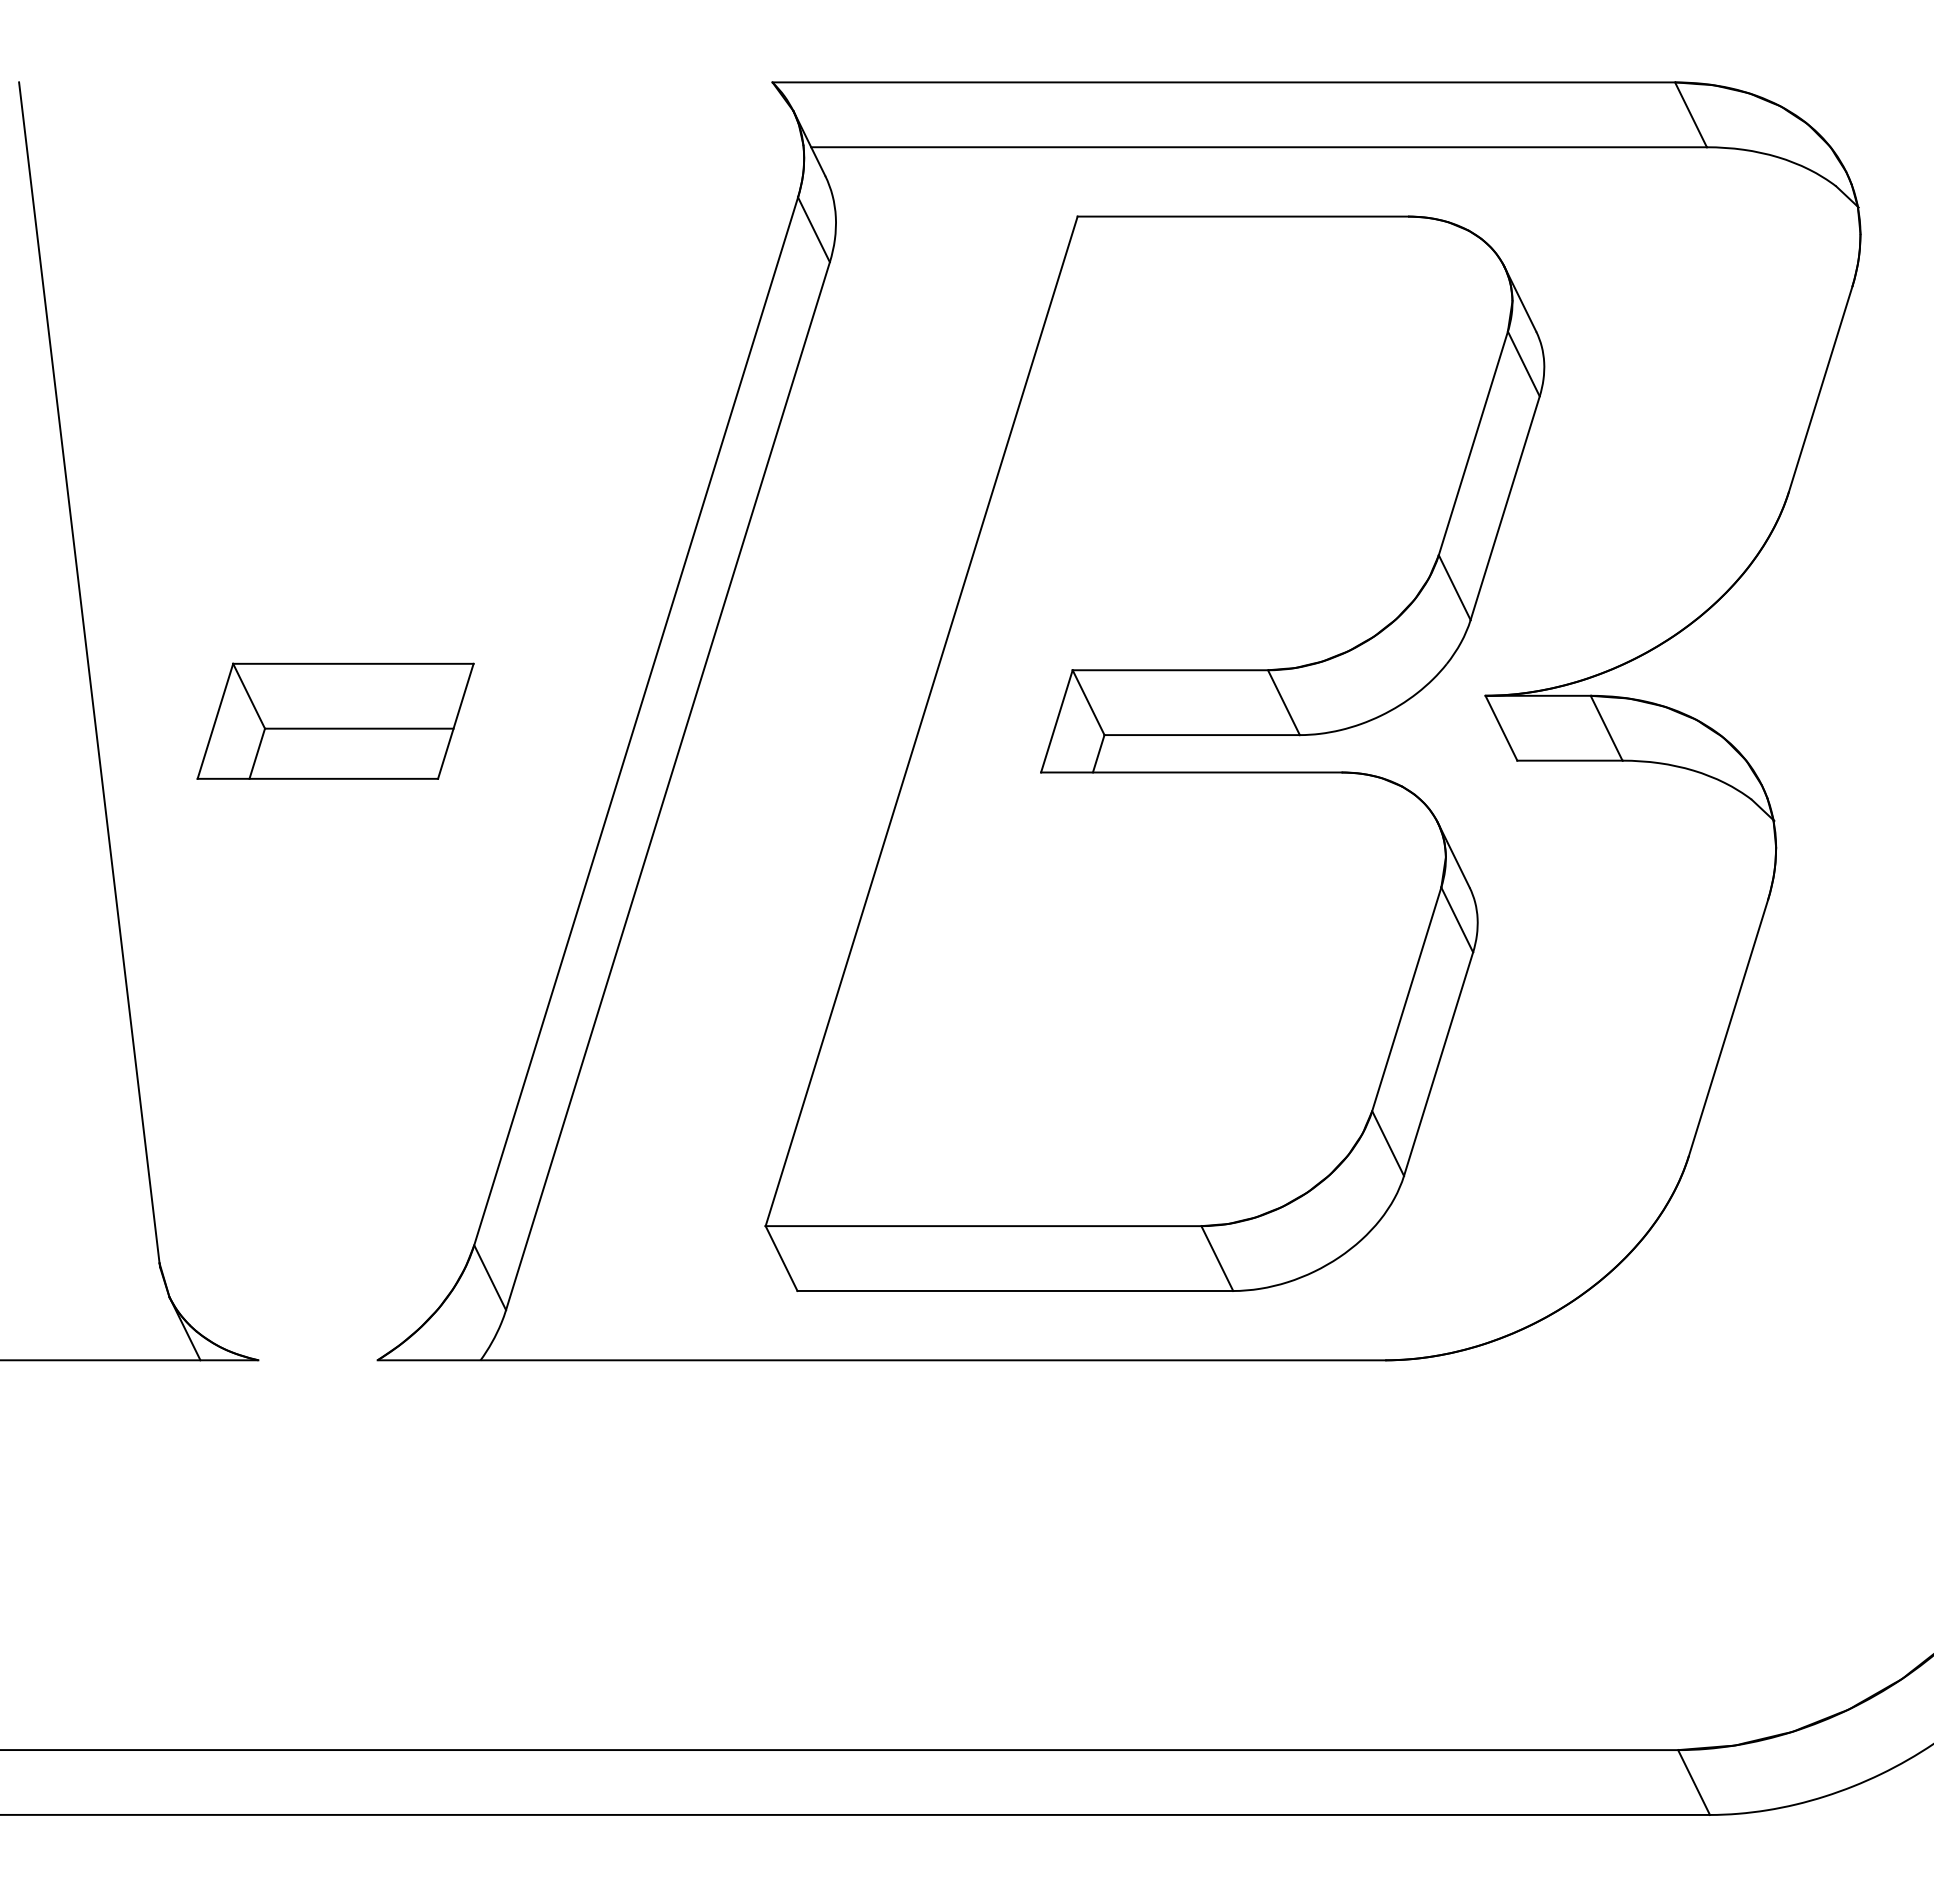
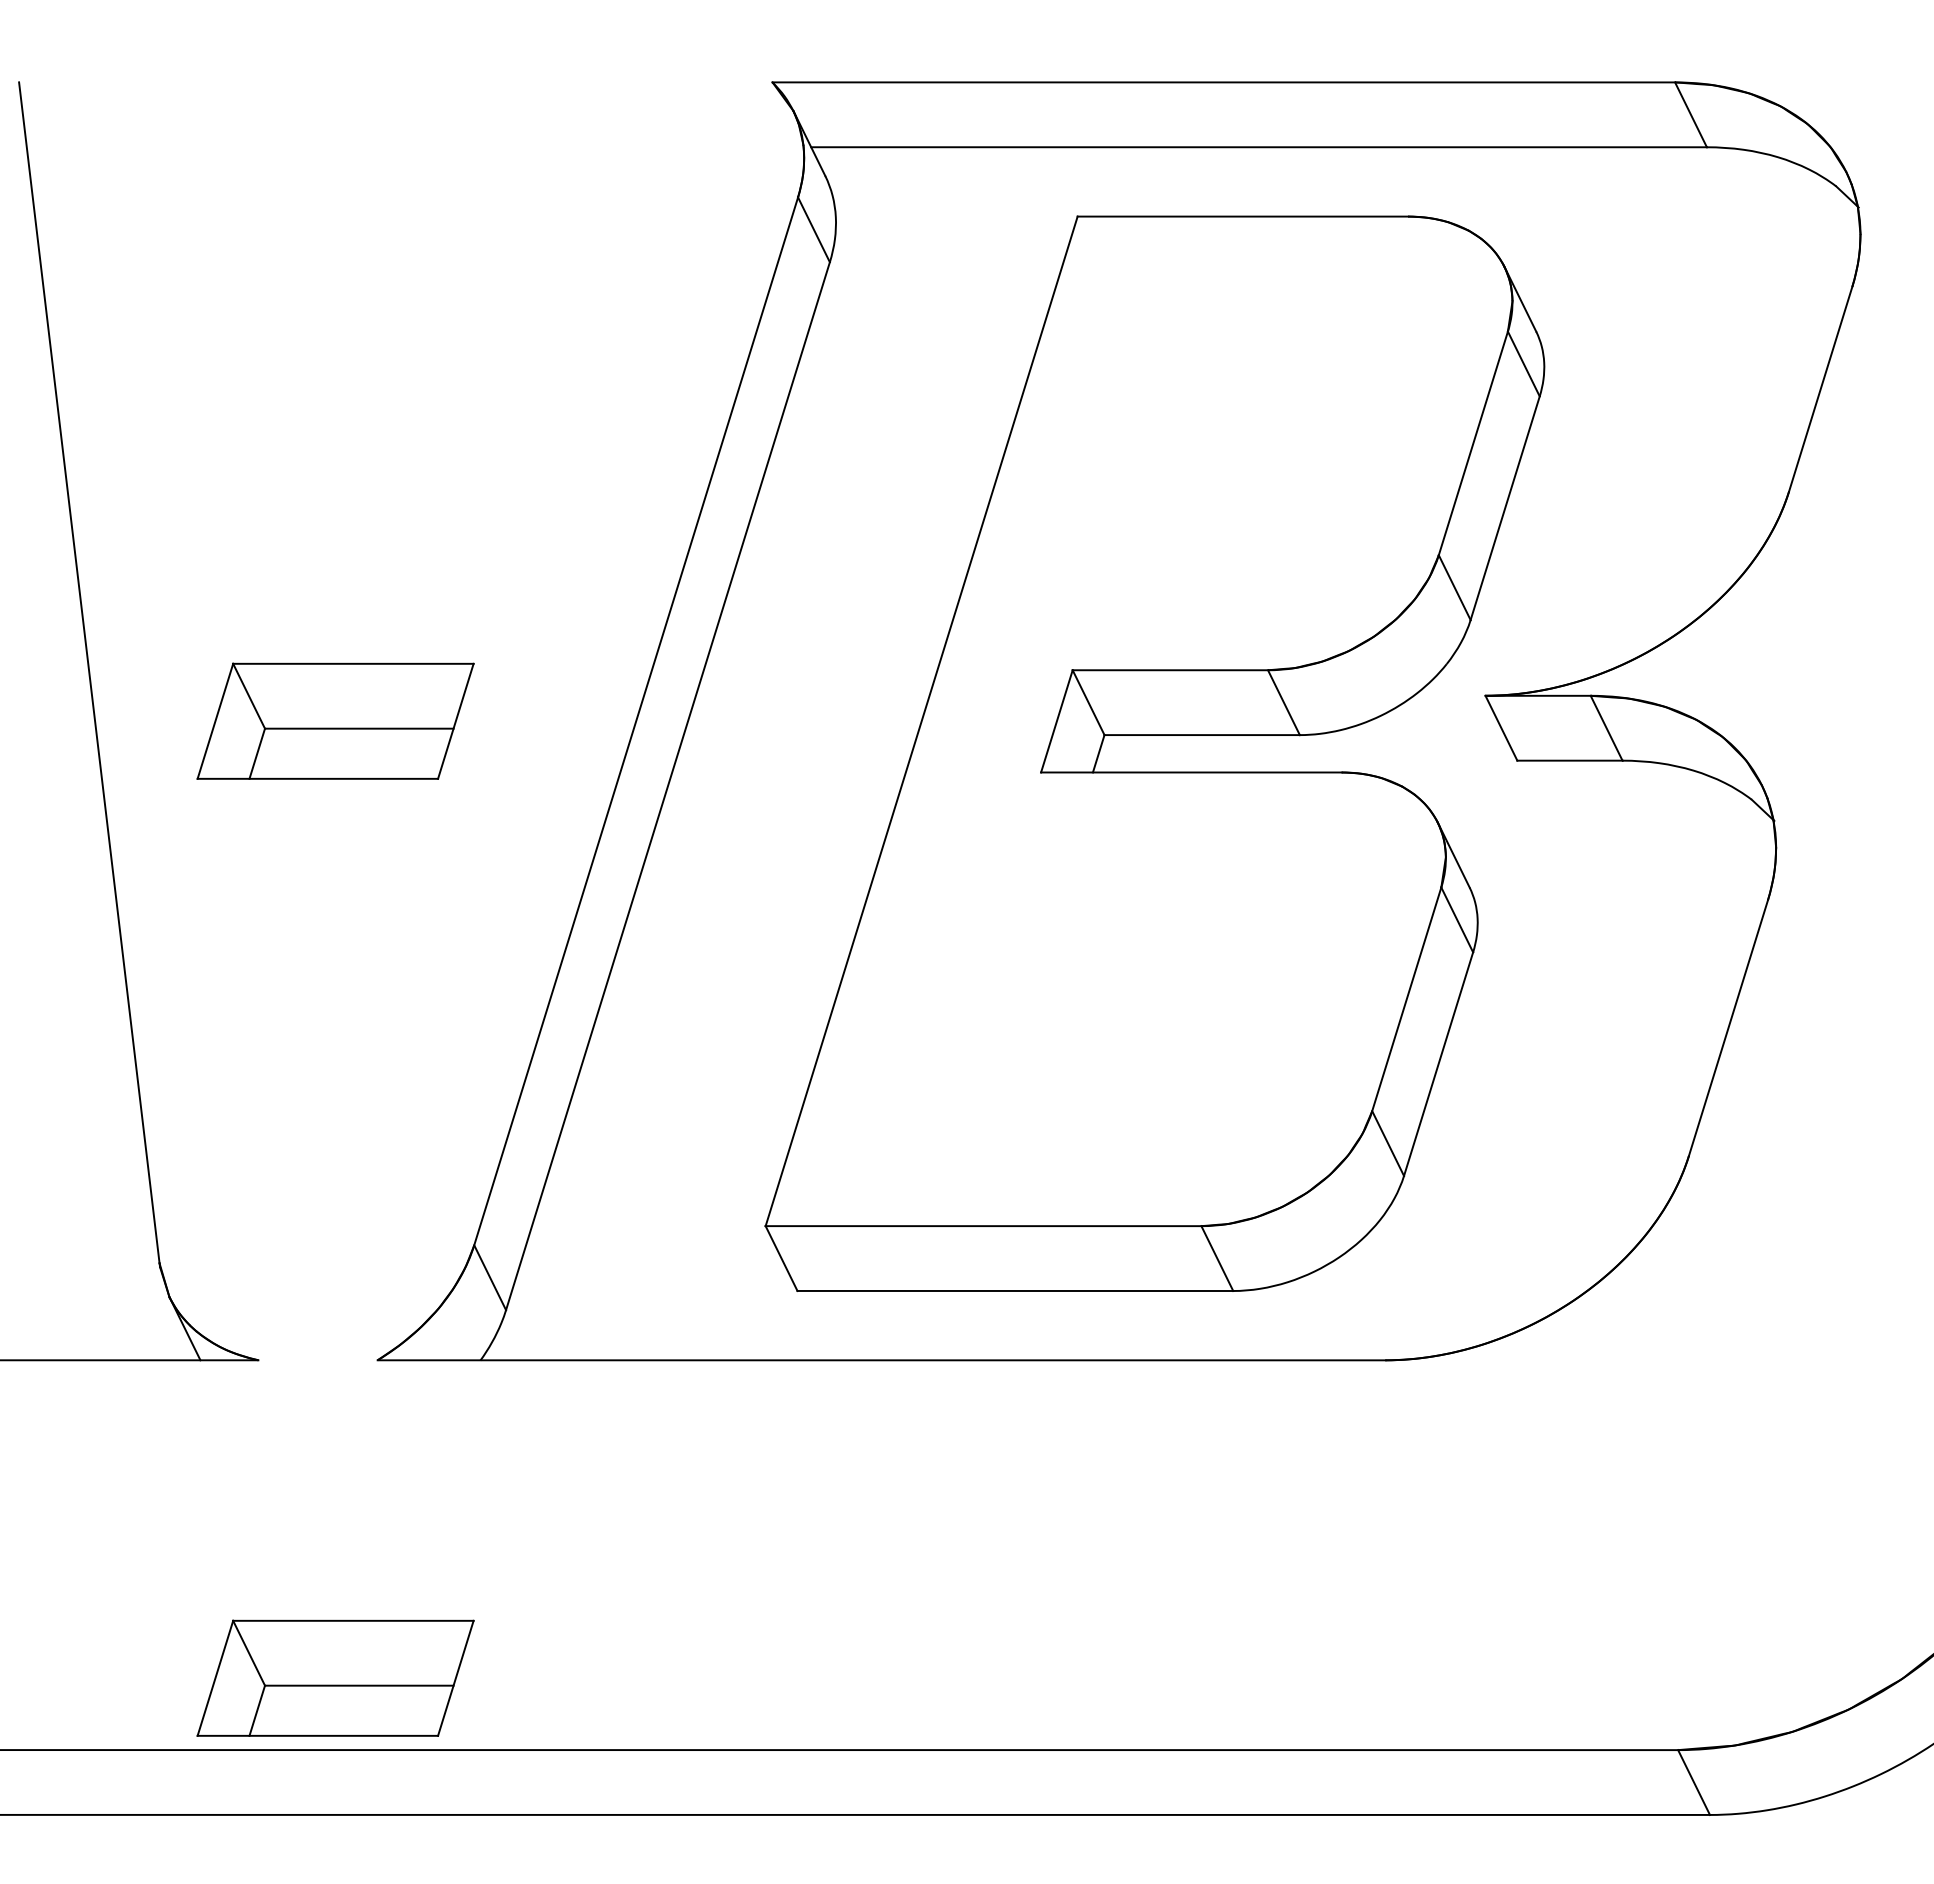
part: none -> present (335, 1677)
